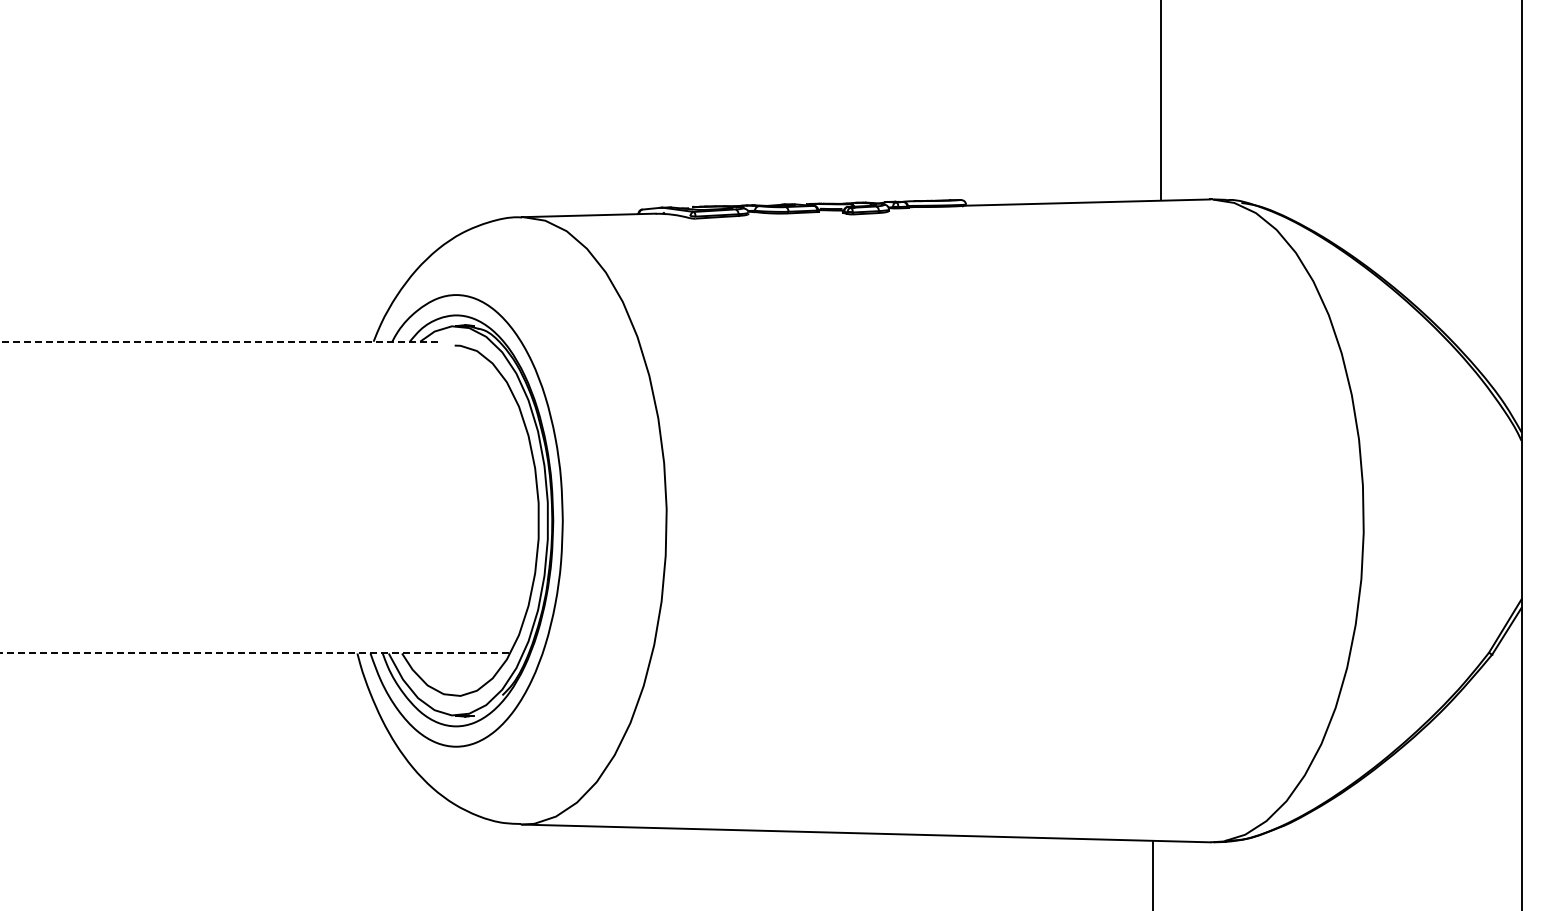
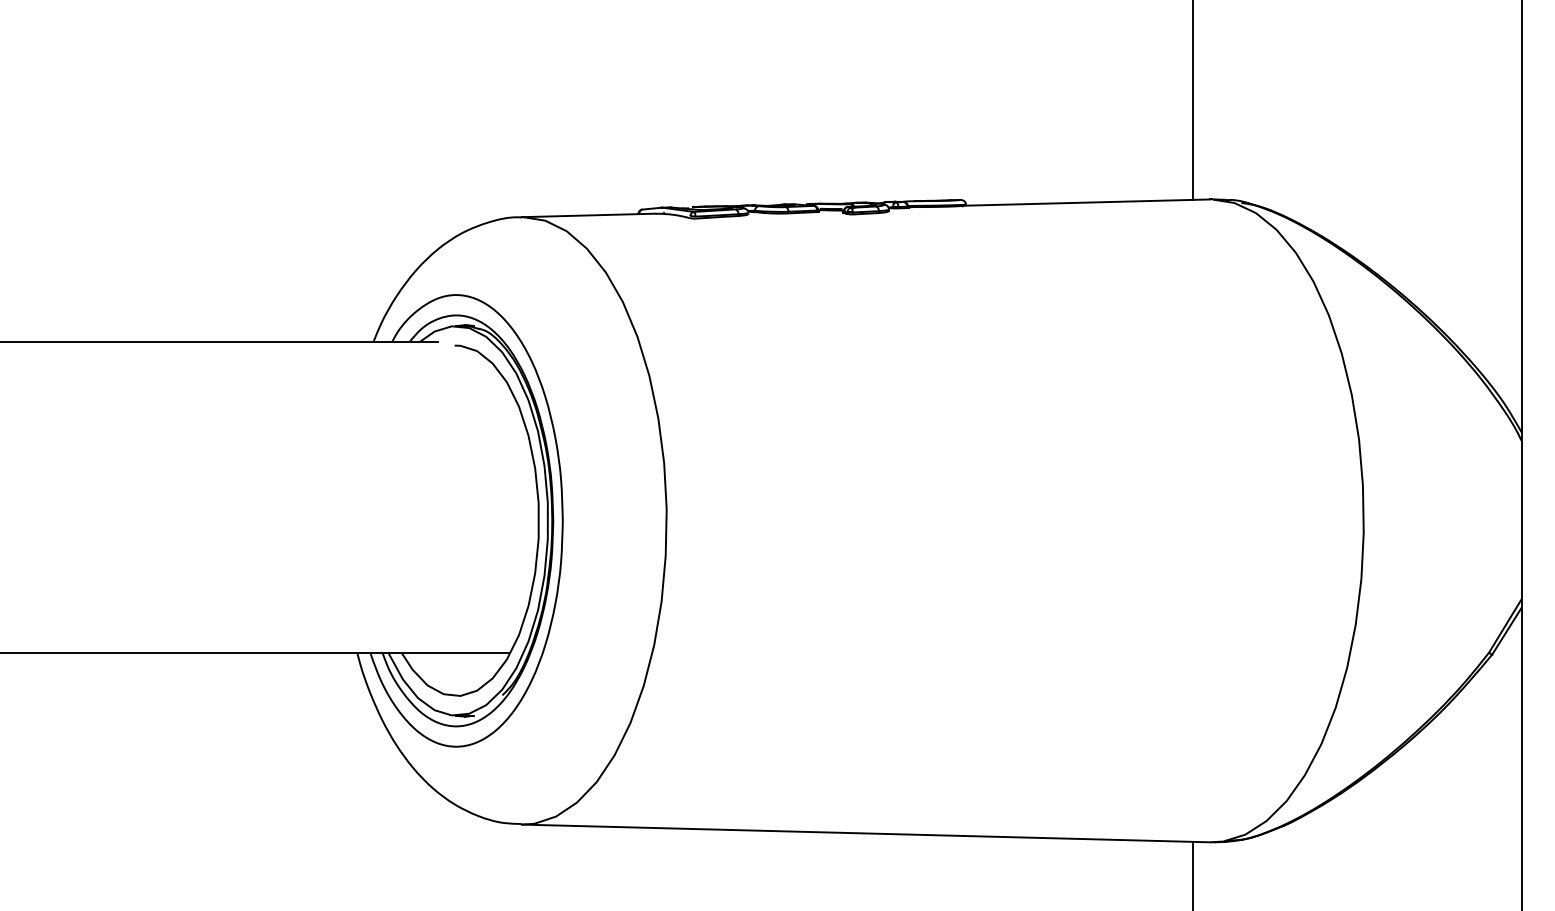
line position: (1161, 100) -> (1193, 100) (1193, 100)
line: dashed -> solid (219, 341)
line: dashed -> solid (255, 653)
line position: (1153, 874) -> (1193, 874) (1193, 874)
